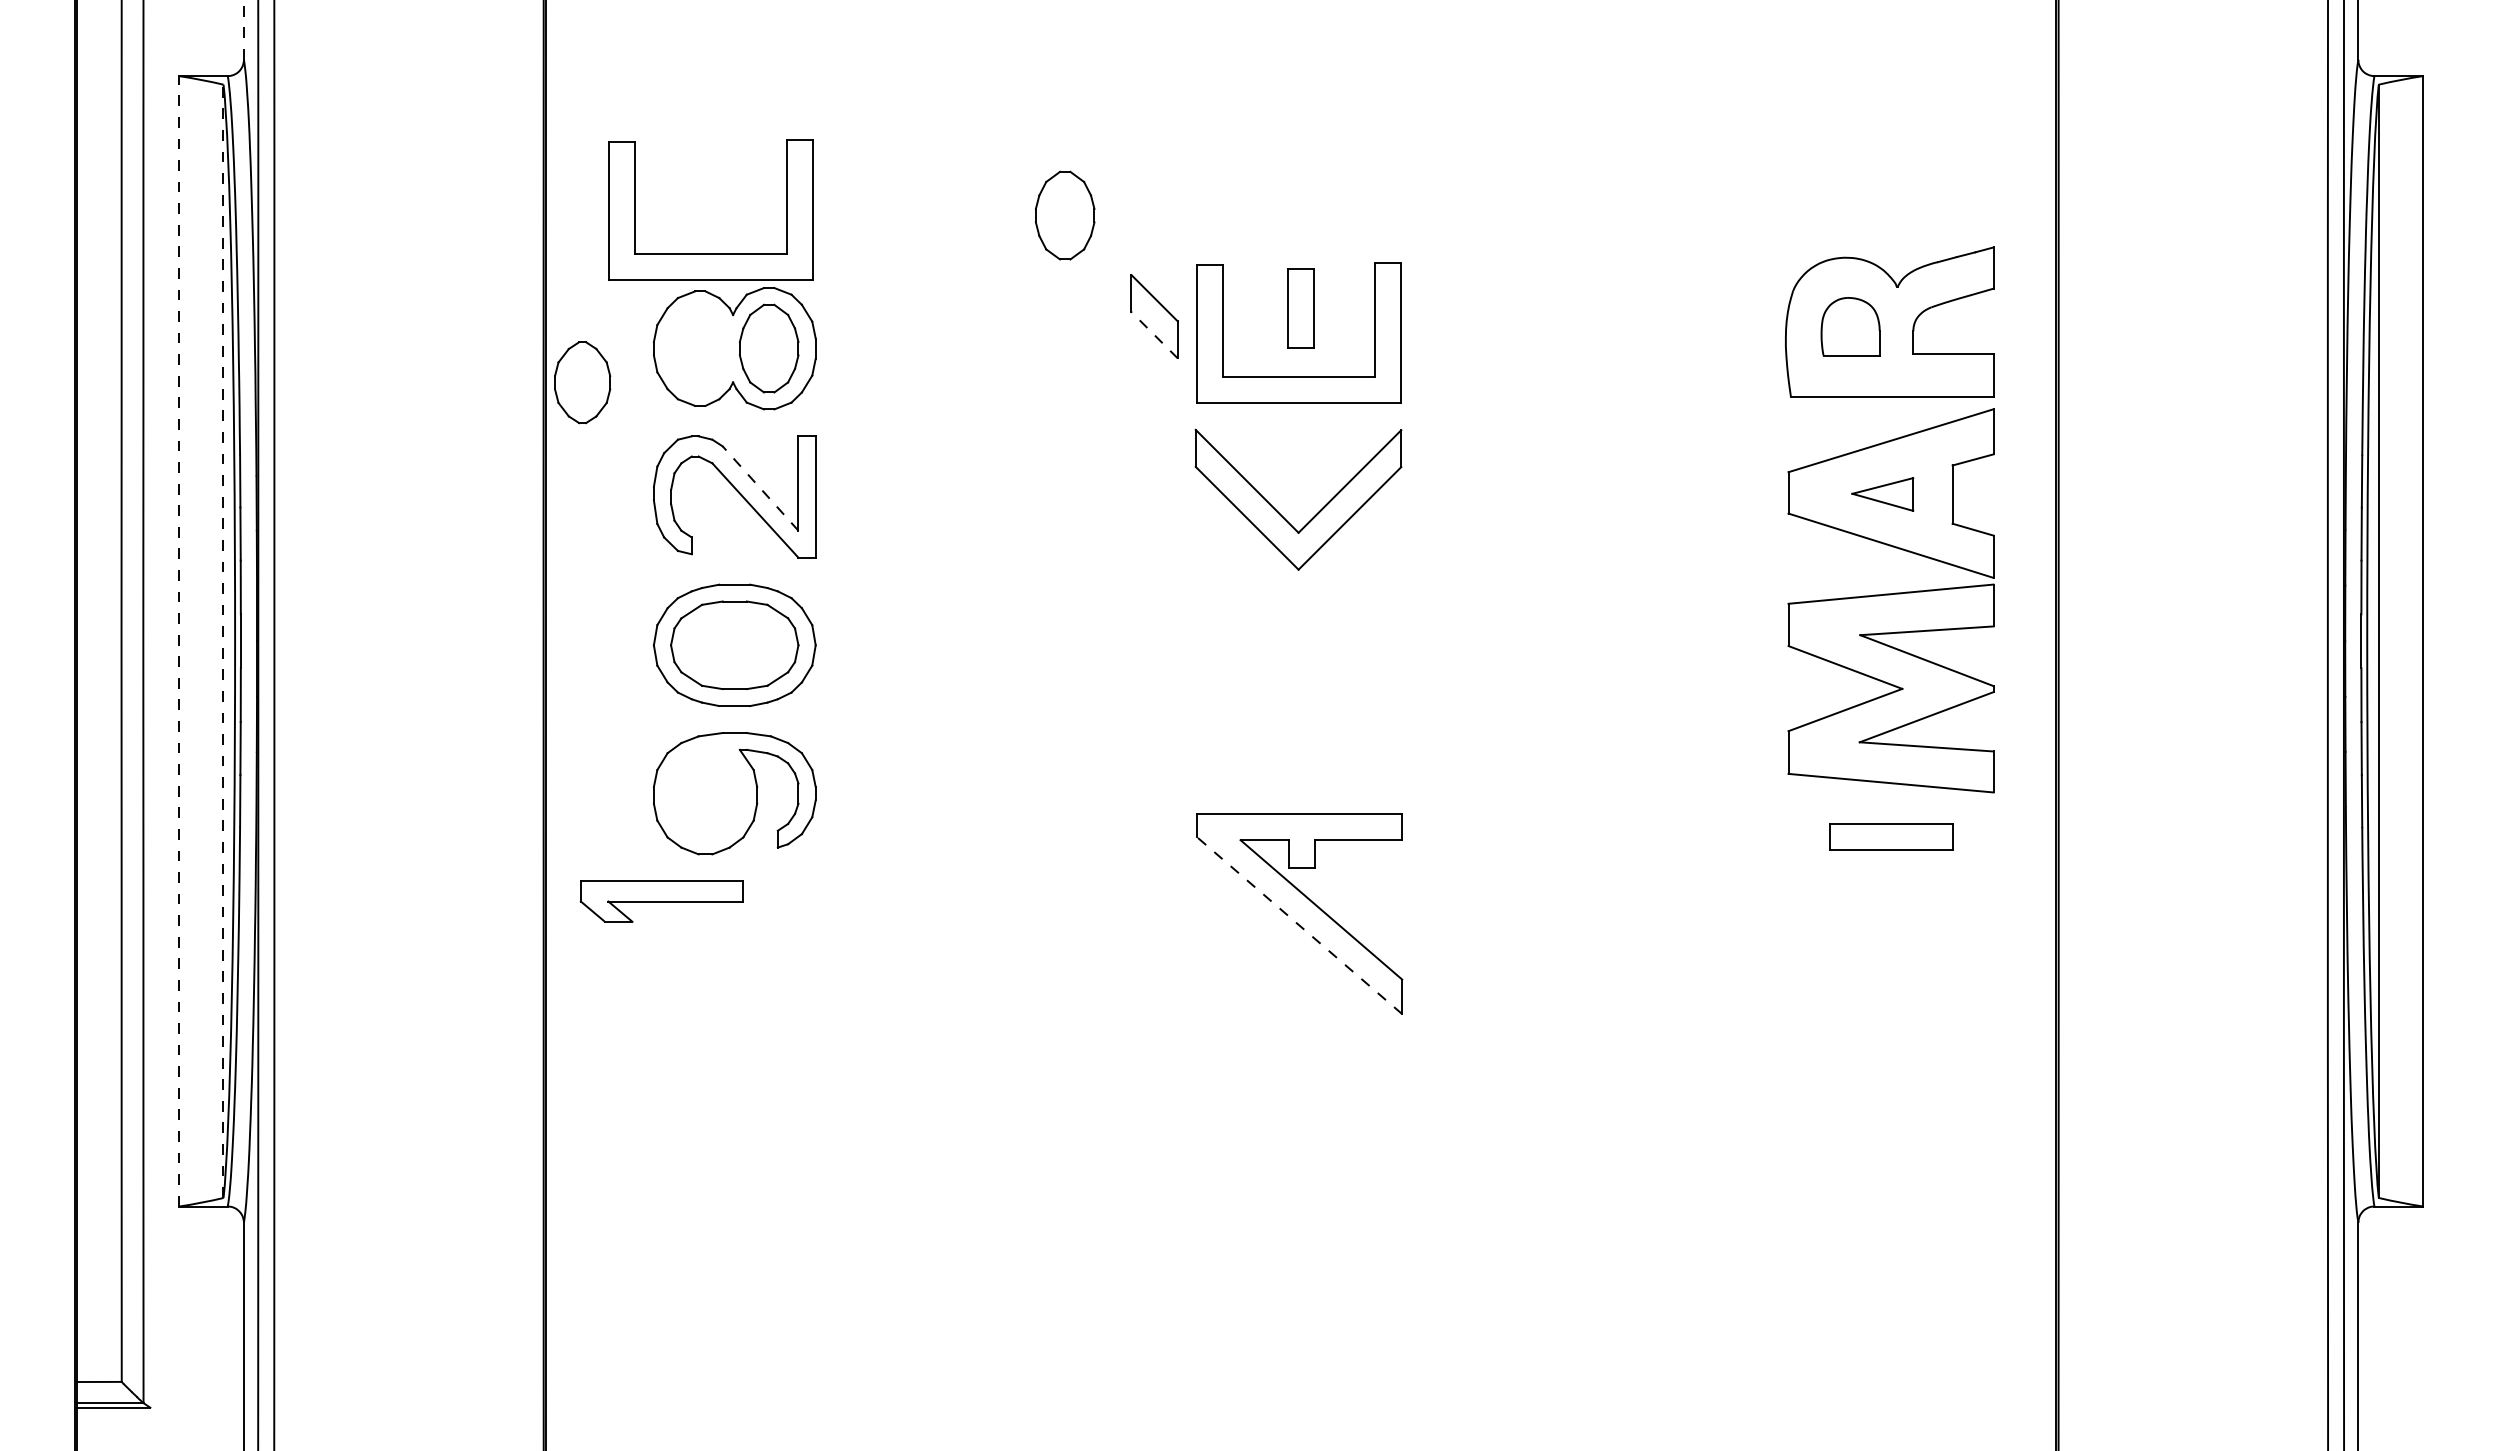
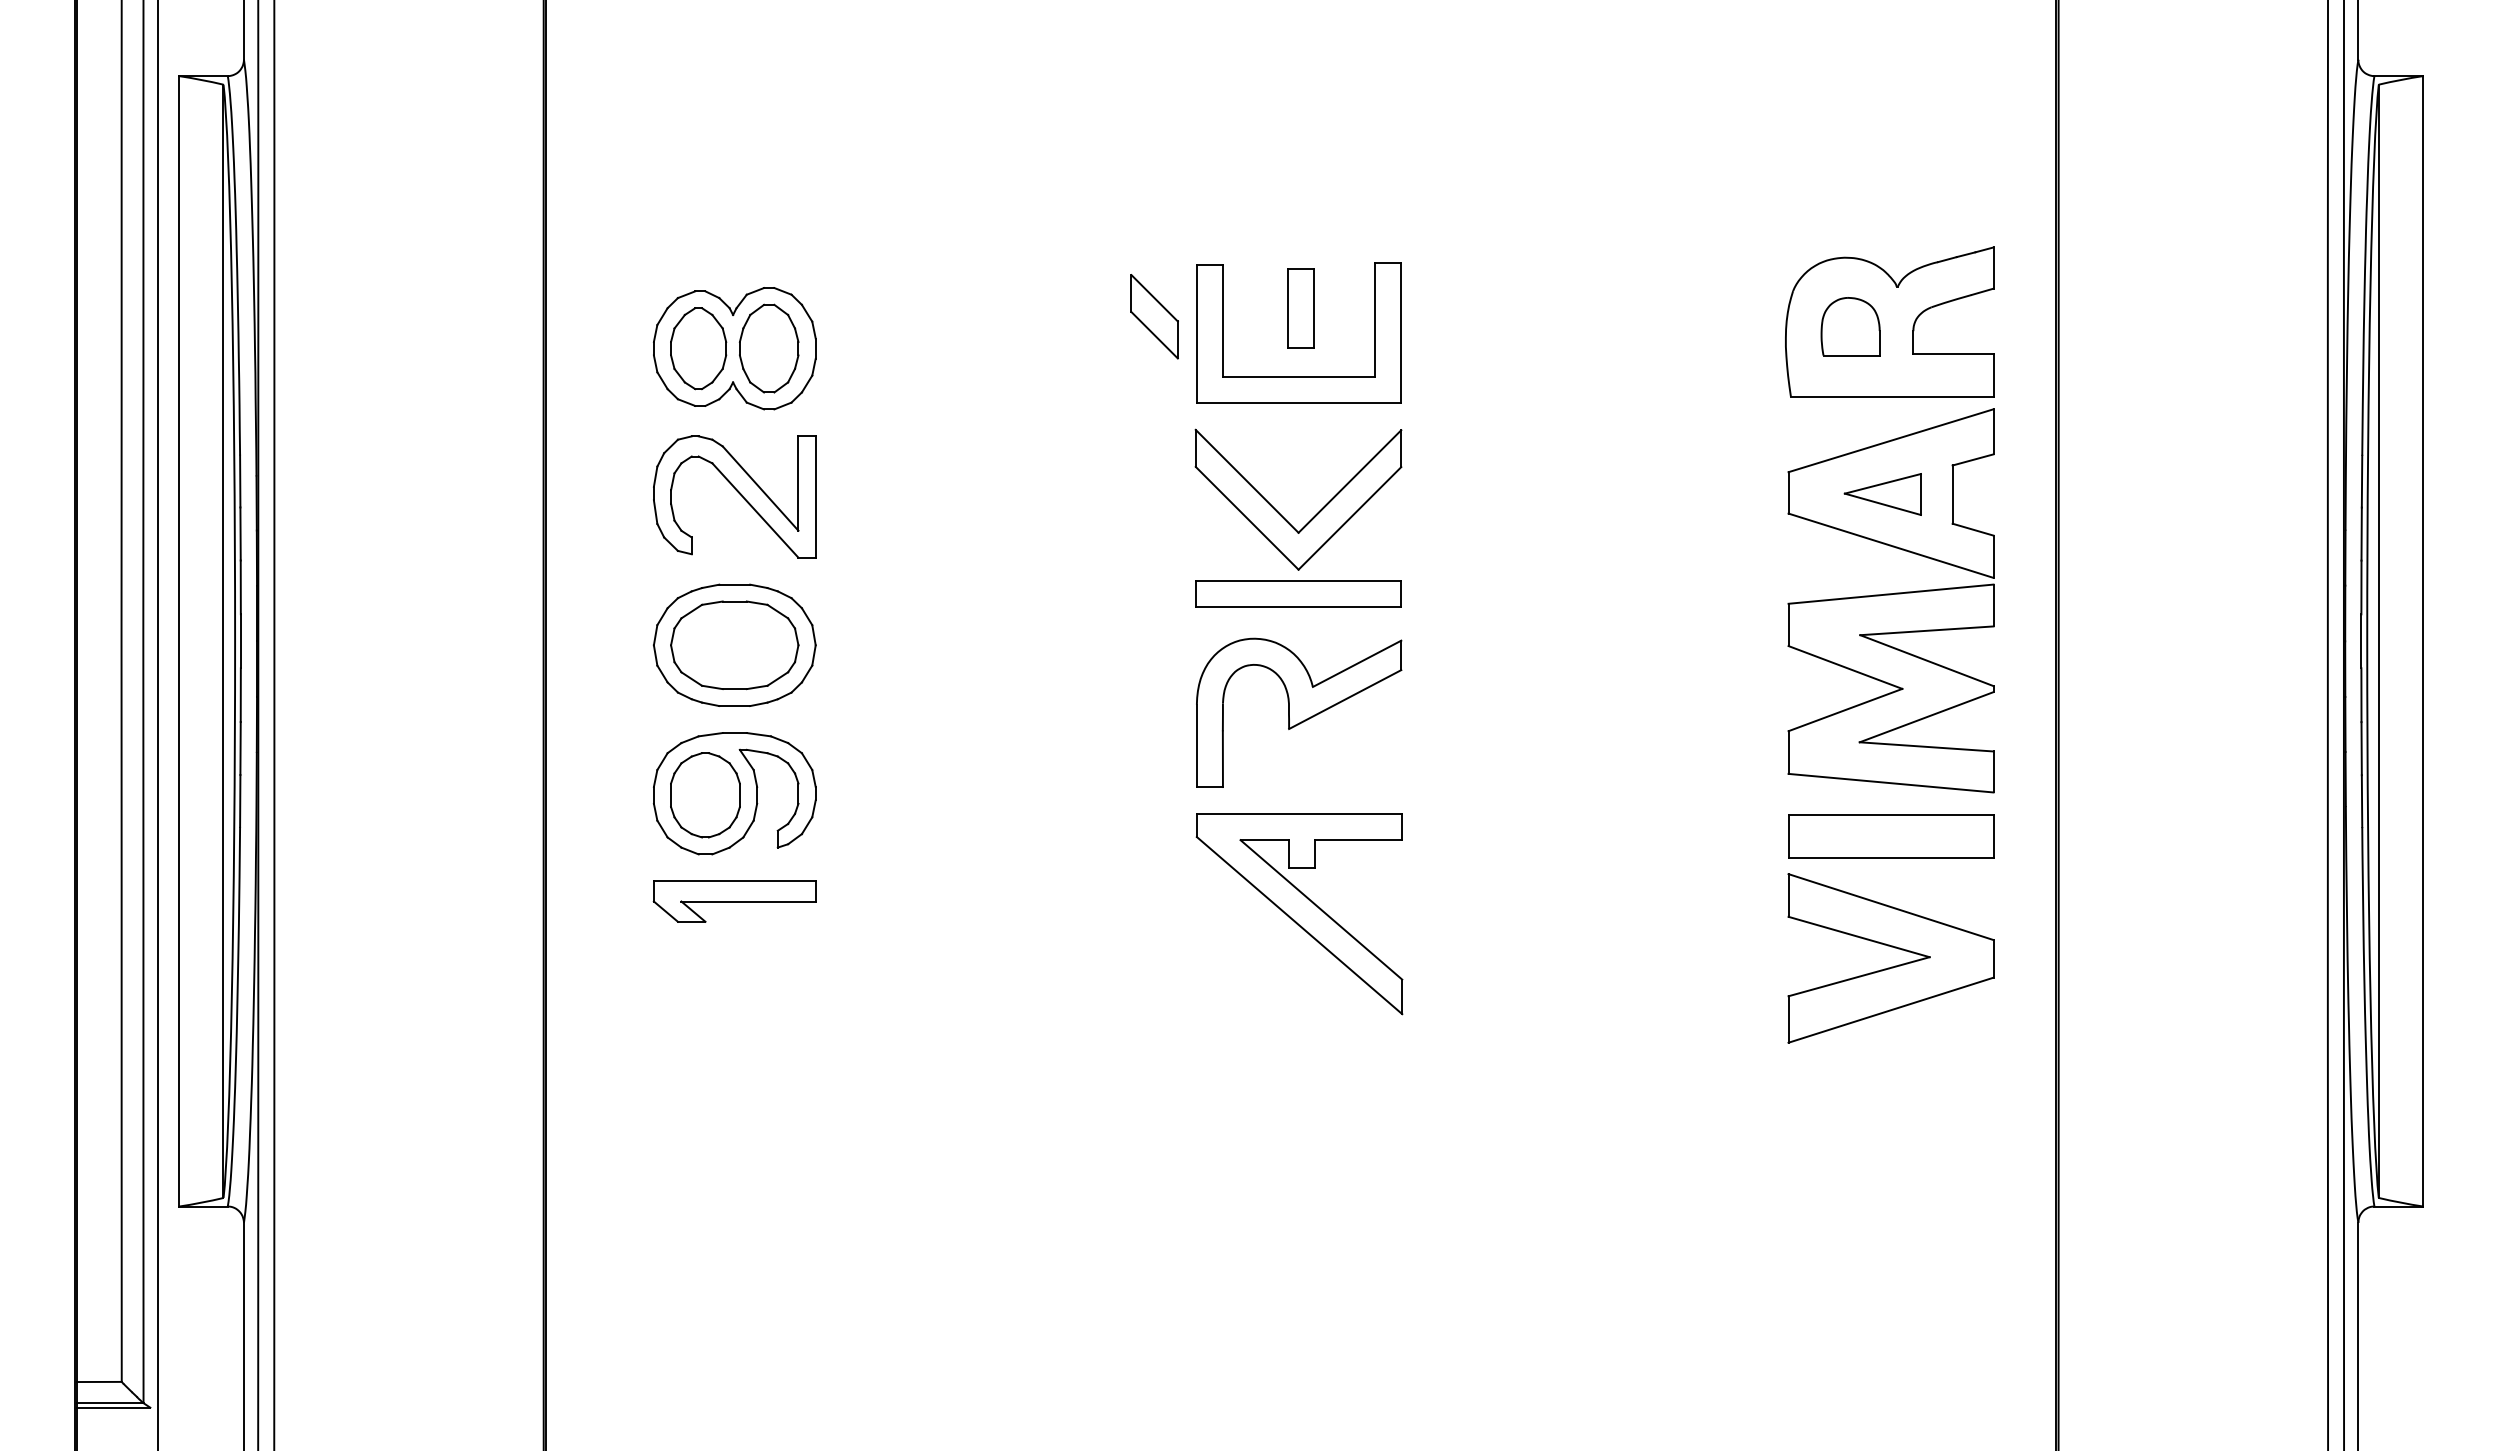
line: dashed -> solid (243, 29)
part: present -> none (1064, 215)
part: present -> none (710, 253)
line: dashed -> solid (1154, 335)
part position: (582, 382) -> (698, 348) (698, 348)
line: dashed -> solid (760, 488)
part size: 64x35 px -> 79x43 px (1882, 494)
part: none -> present (1298, 593)
line: dashed -> solid (179, 640)
line: dashed -> solid (223, 641)
part: none -> present (1299, 712)
line: none -> present (157, 724)
part: none -> present (705, 795)
part size: 125x28 px -> 207x45 px (1891, 836)
part position: (661, 901) -> (734, 901) (734, 901)
line: dashed -> solid (1299, 925)
part: none -> present (1891, 966)
